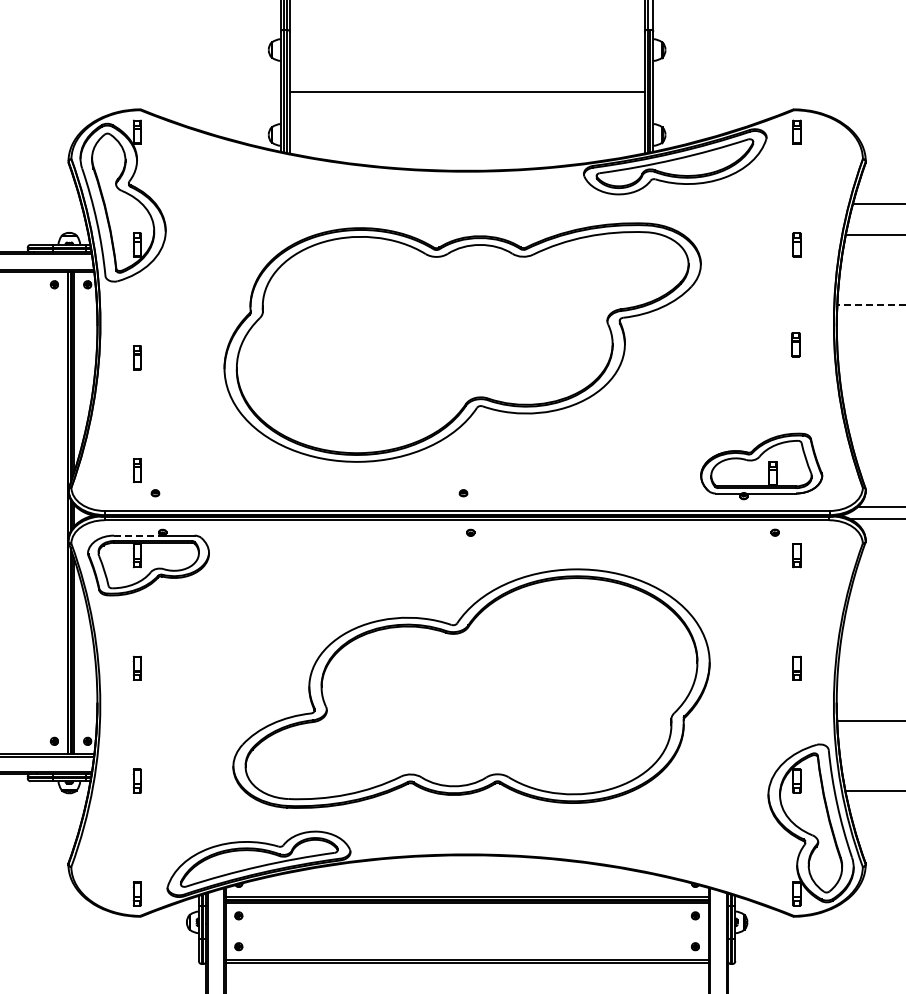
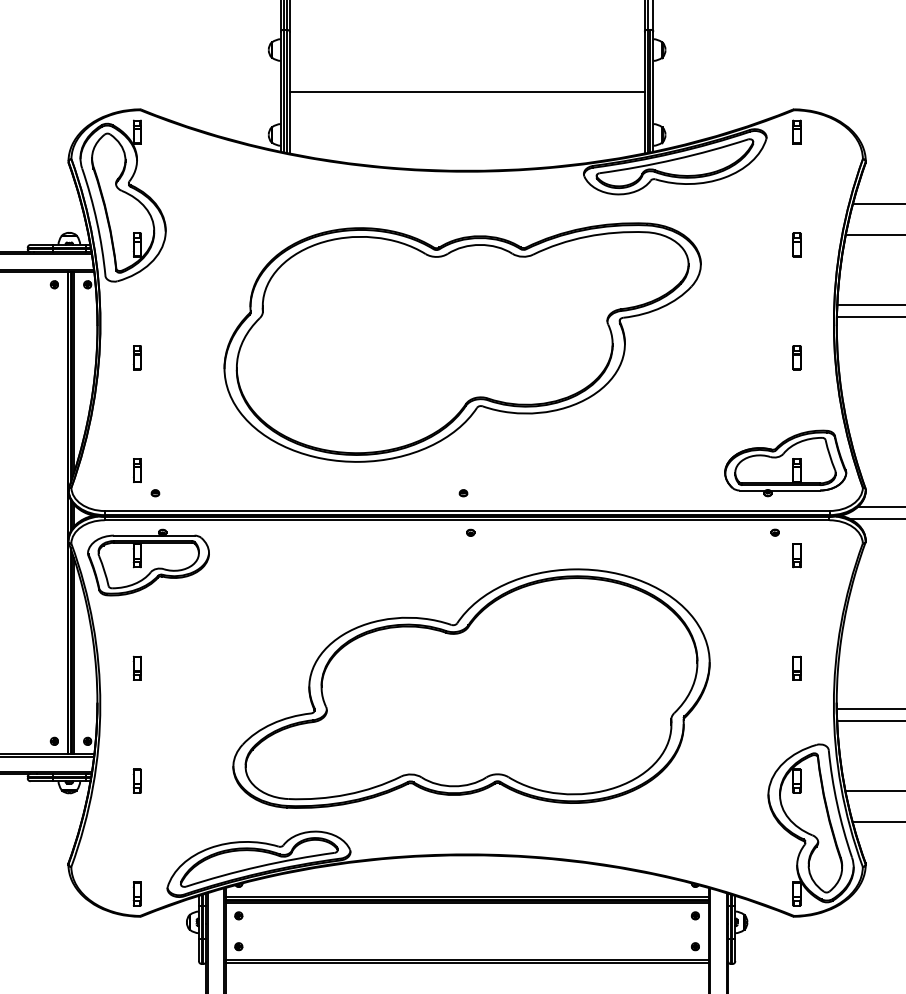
line: dashed -> solid (871, 305)
line: none -> present (869, 316)
part position: (795, 344) -> (796, 357) (796, 357)
part position: (761, 466) -> (785, 463) (785, 463)
line: dashed -> solid (137, 535)
line: none -> present (869, 709)
line: none -> present (877, 821)
